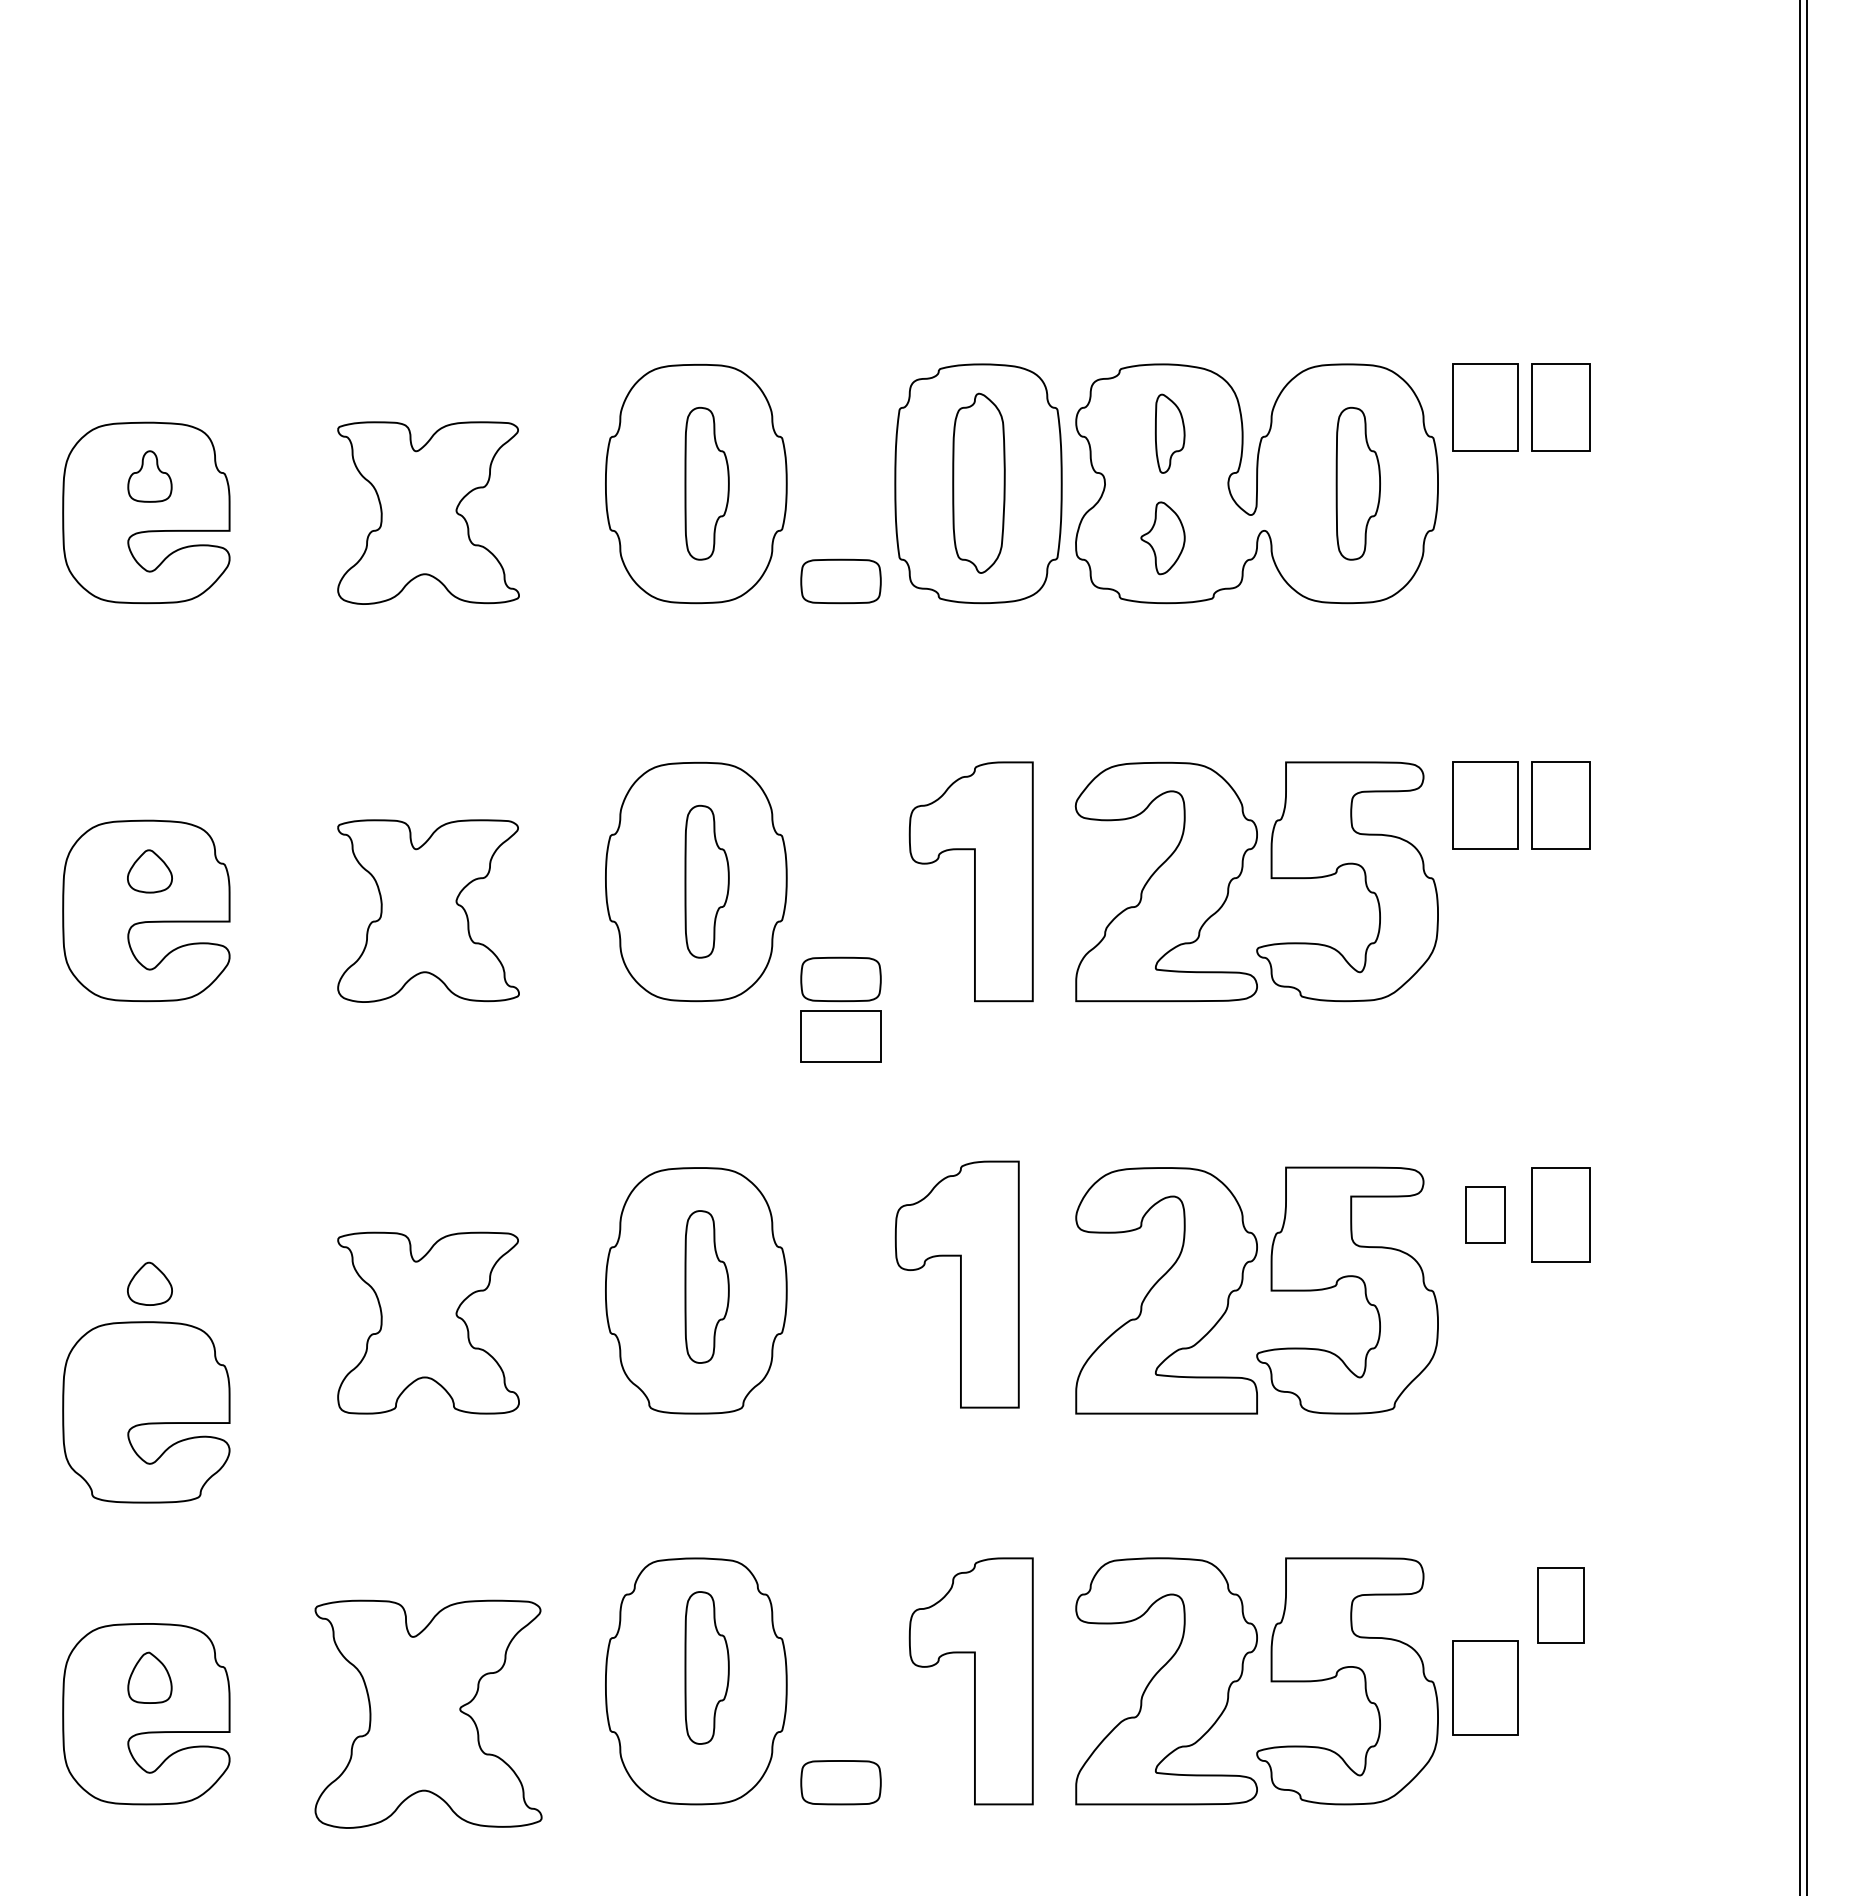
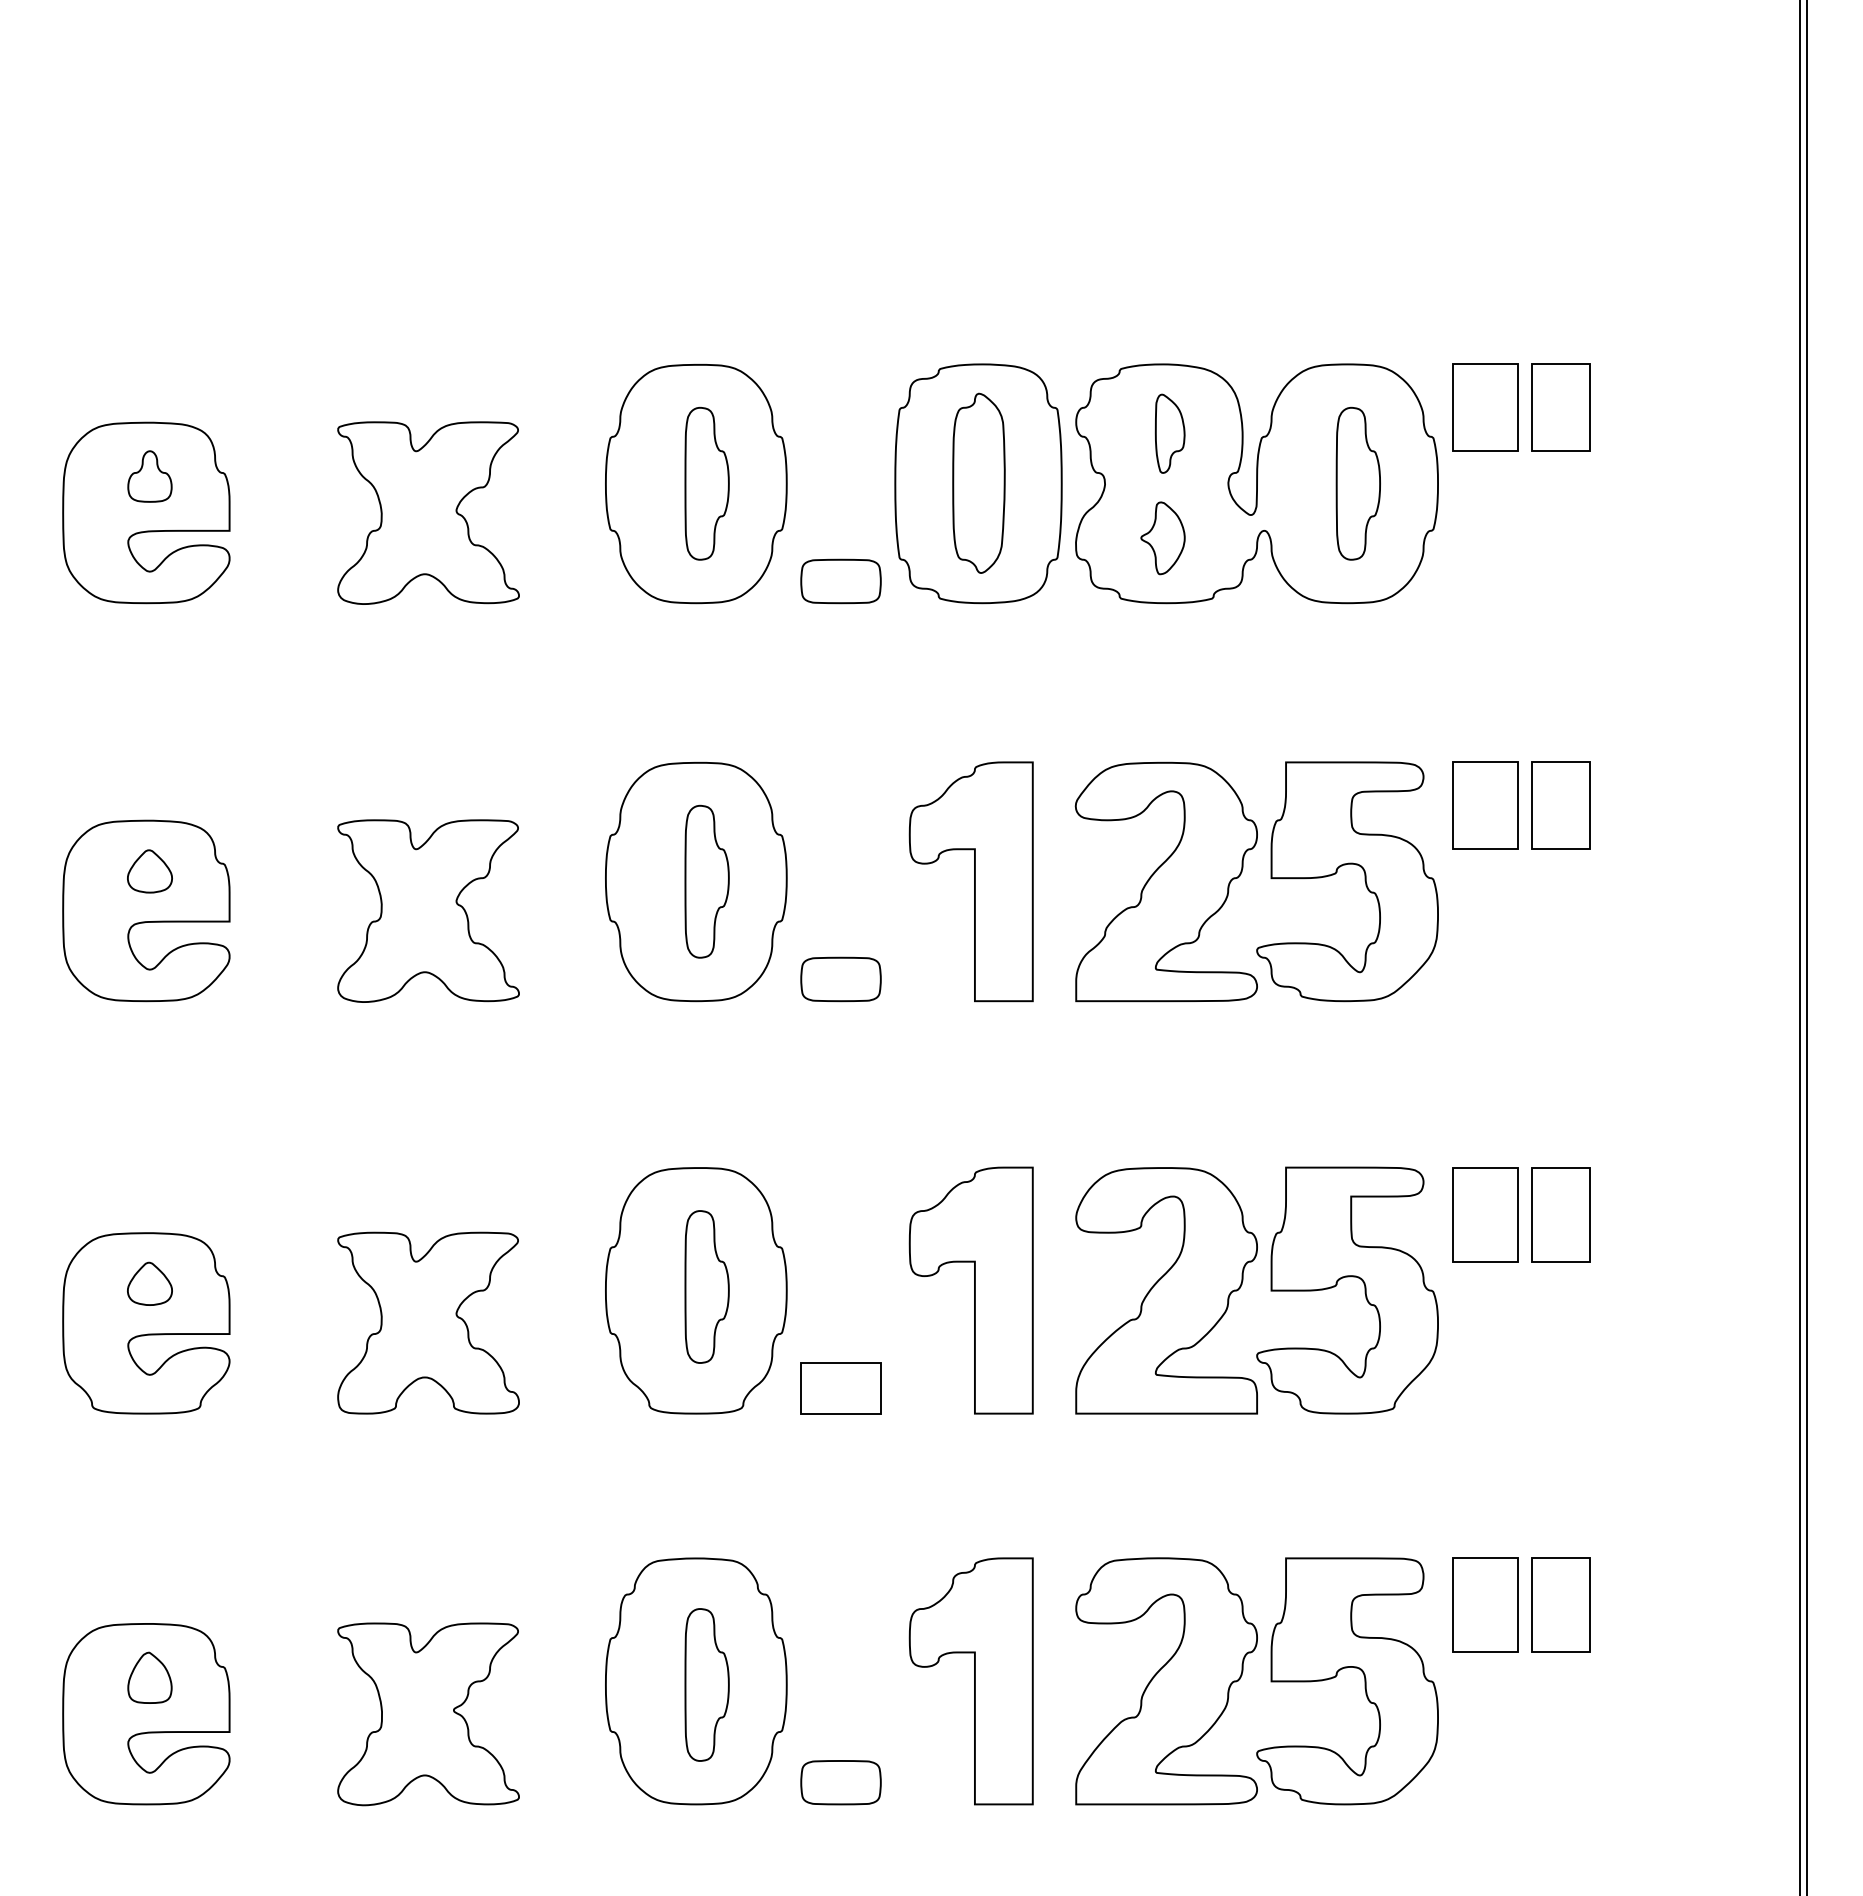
part position: (840, 1036) -> (840, 1388) (840, 1388)
part size: 41x58 px -> 67x96 px (1485, 1214)
part position: (956, 1284) -> (970, 1290) (970, 1290)
part position: (146, 1412) -> (146, 1323) (146, 1323)
part size: 48x77 px -> 60x96 px (1560, 1604)
part position: (706, 1667) -> (706, 1684) (706, 1684)
part position: (1485, 1687) -> (1485, 1604) (1485, 1604)
part size: 229x230 px -> 183x185 px (428, 1714)
